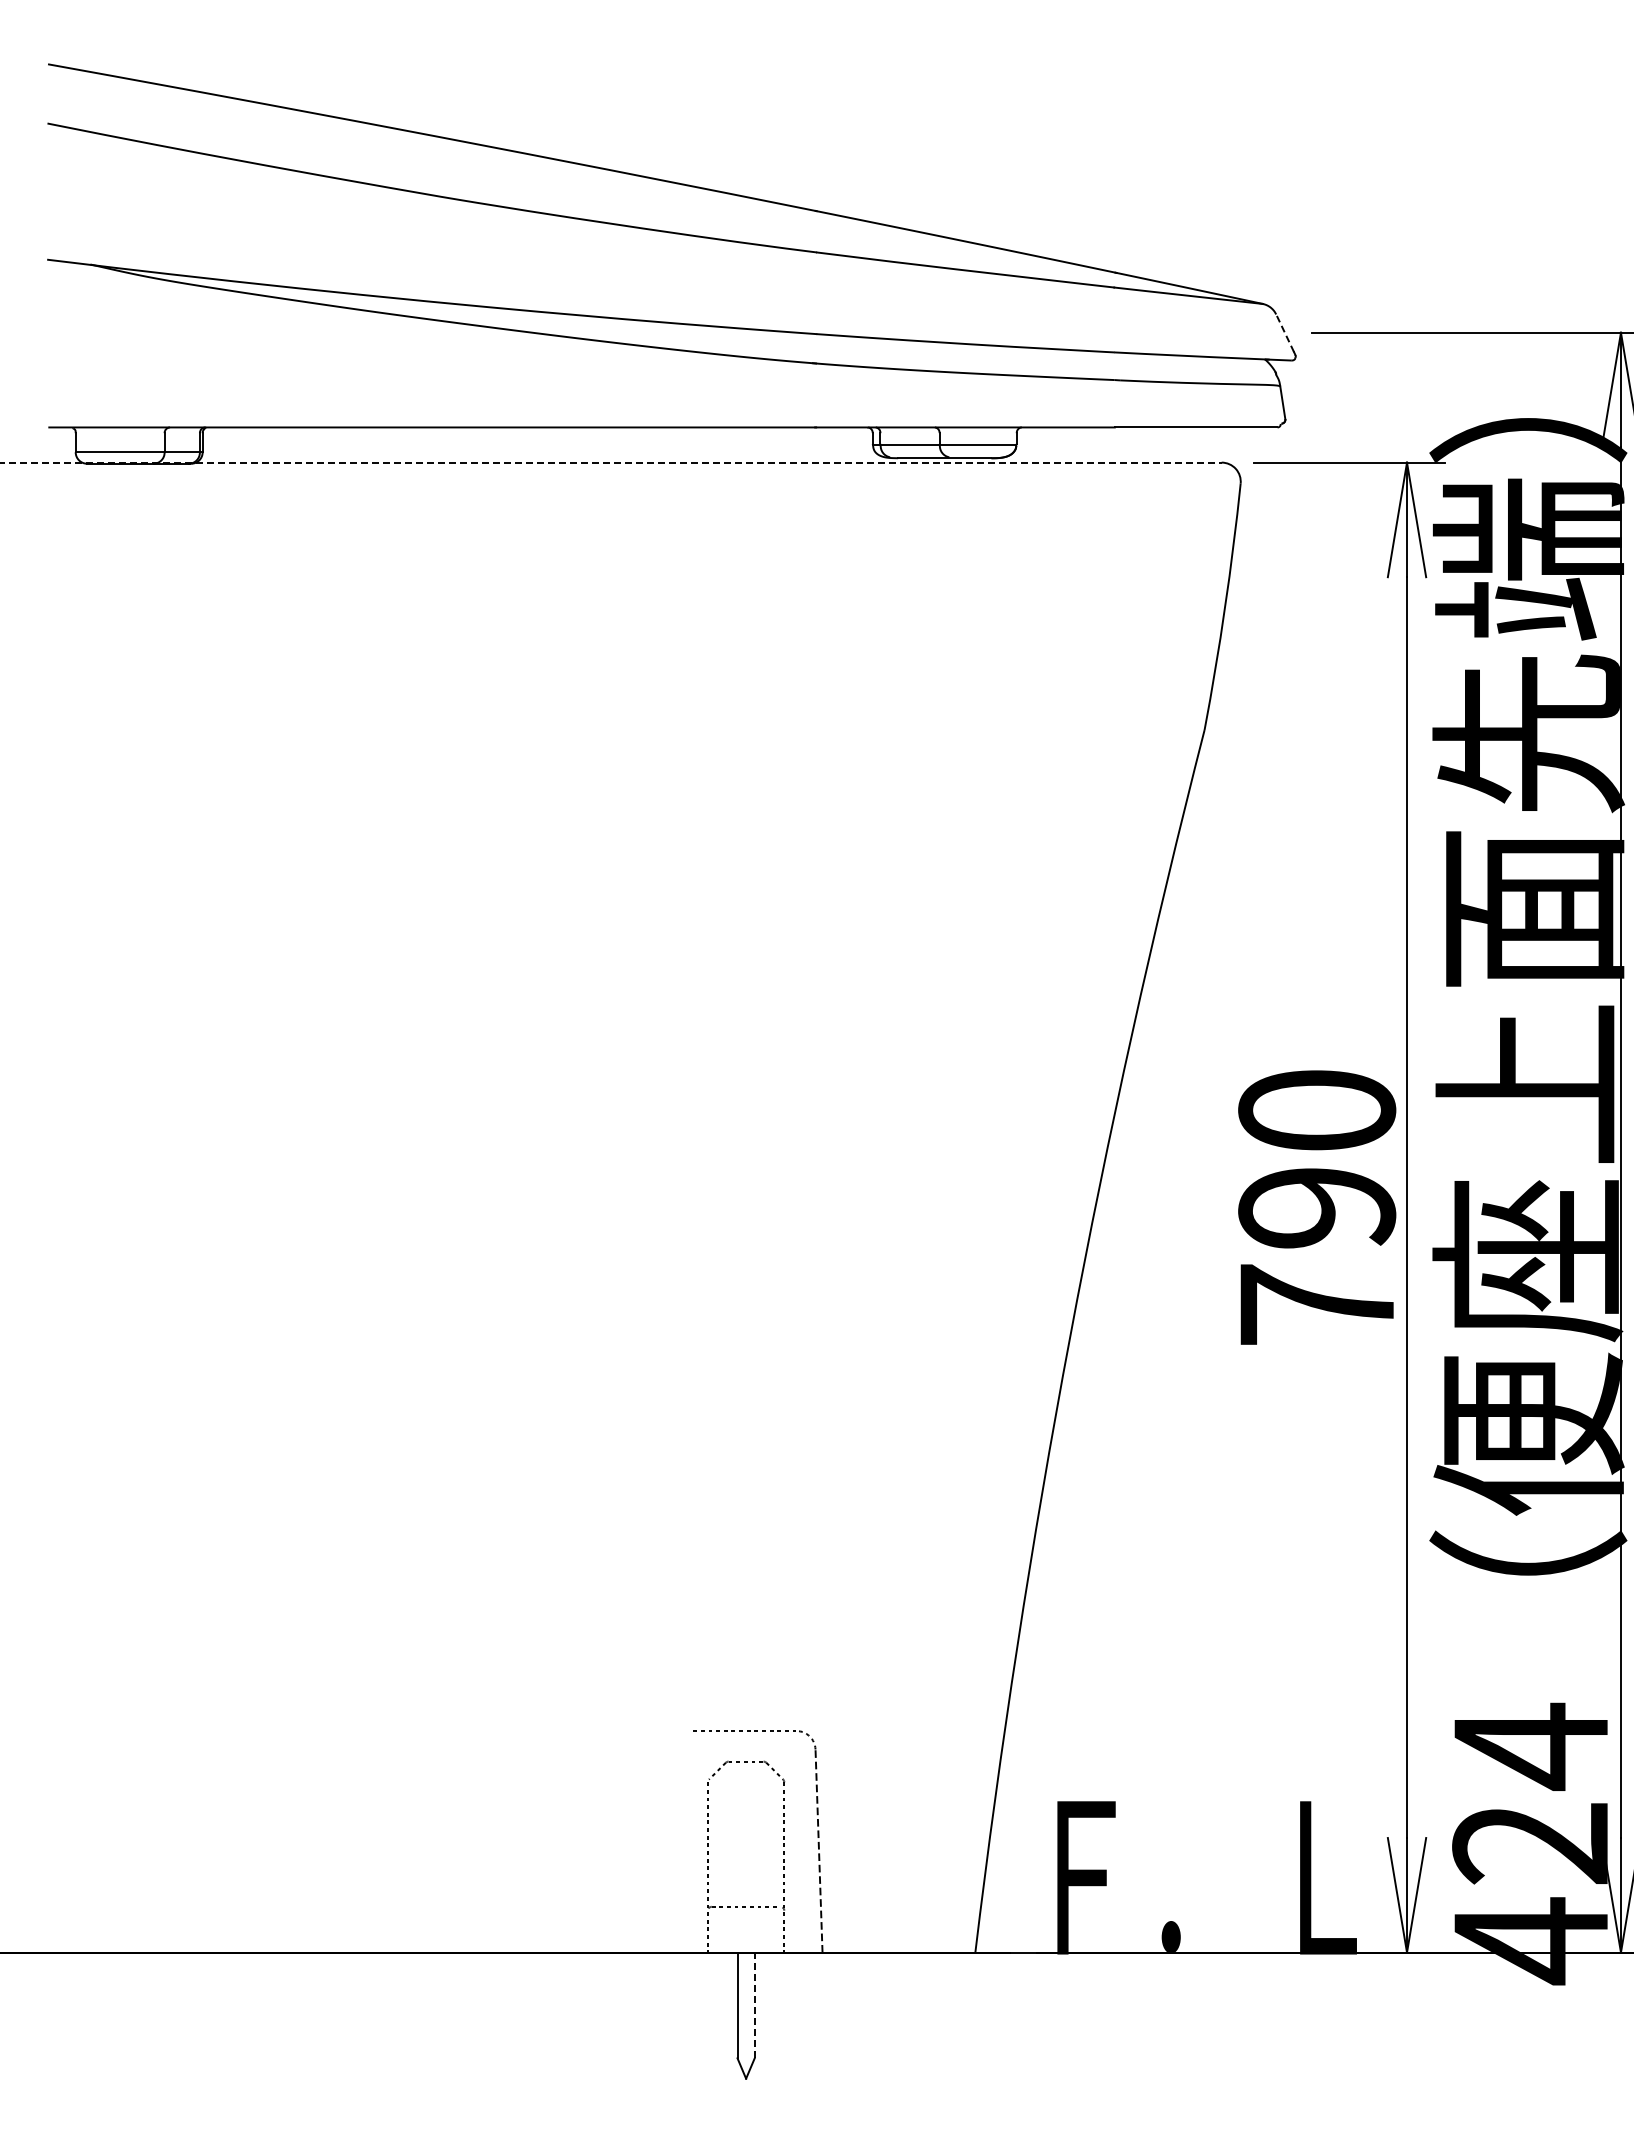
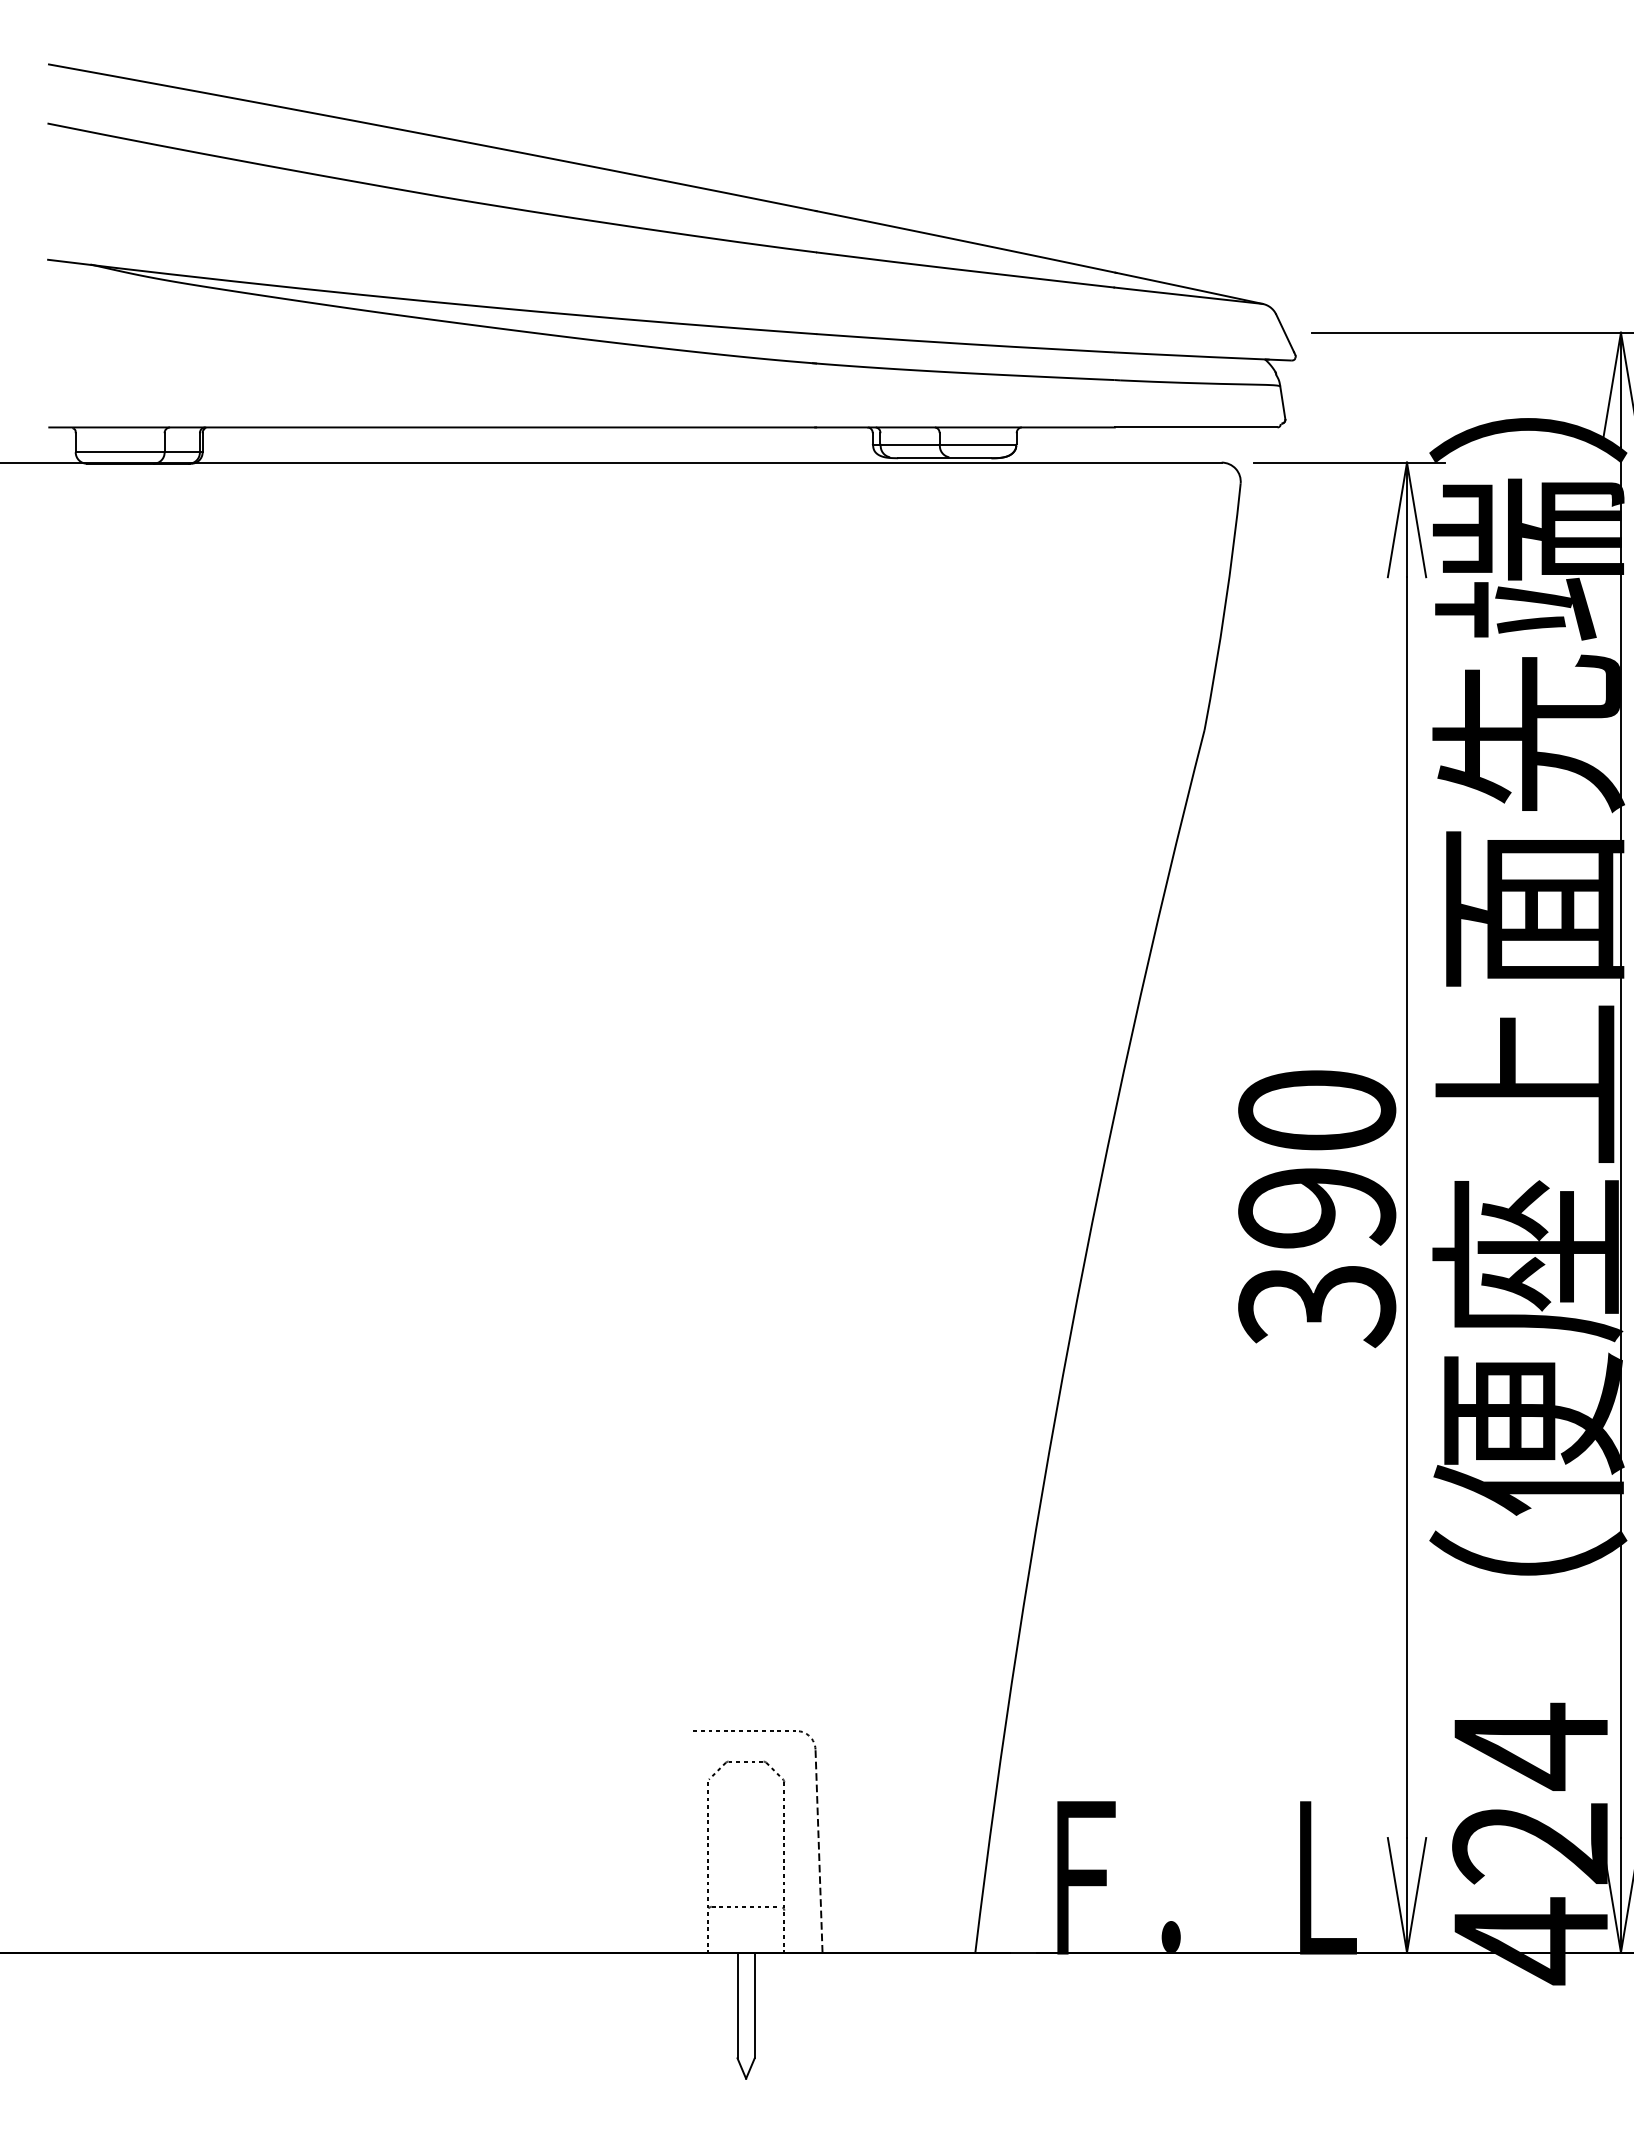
line: dashed -> solid (1285, 333)
line: dashed -> solid (611, 462)
text: 790 -> 390 (1317, 1306)
line: dashed -> solid (754, 2005)
